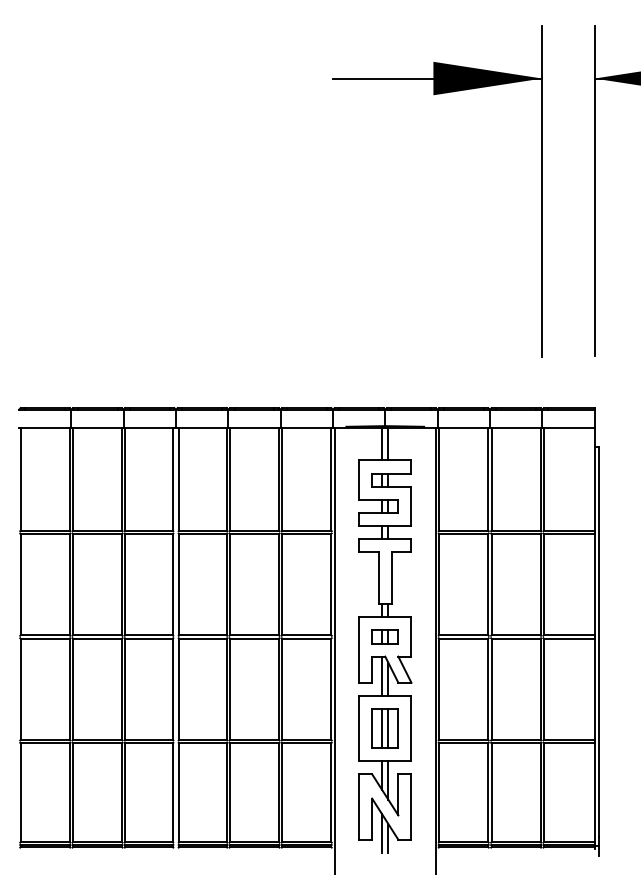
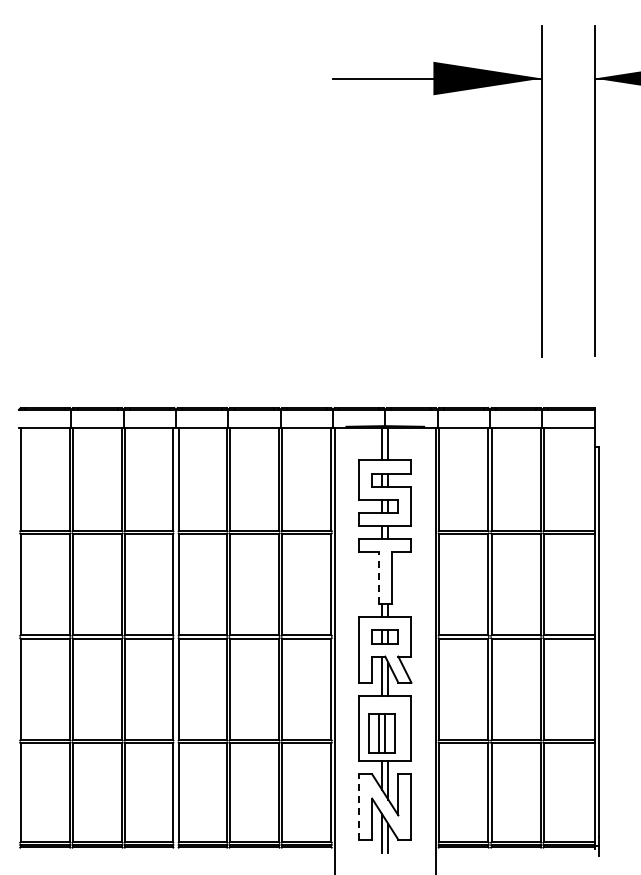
line: solid -> dashed (378, 577)
part position: (384, 728) -> (381, 733) (381, 733)
line: solid -> dashed (359, 807)
